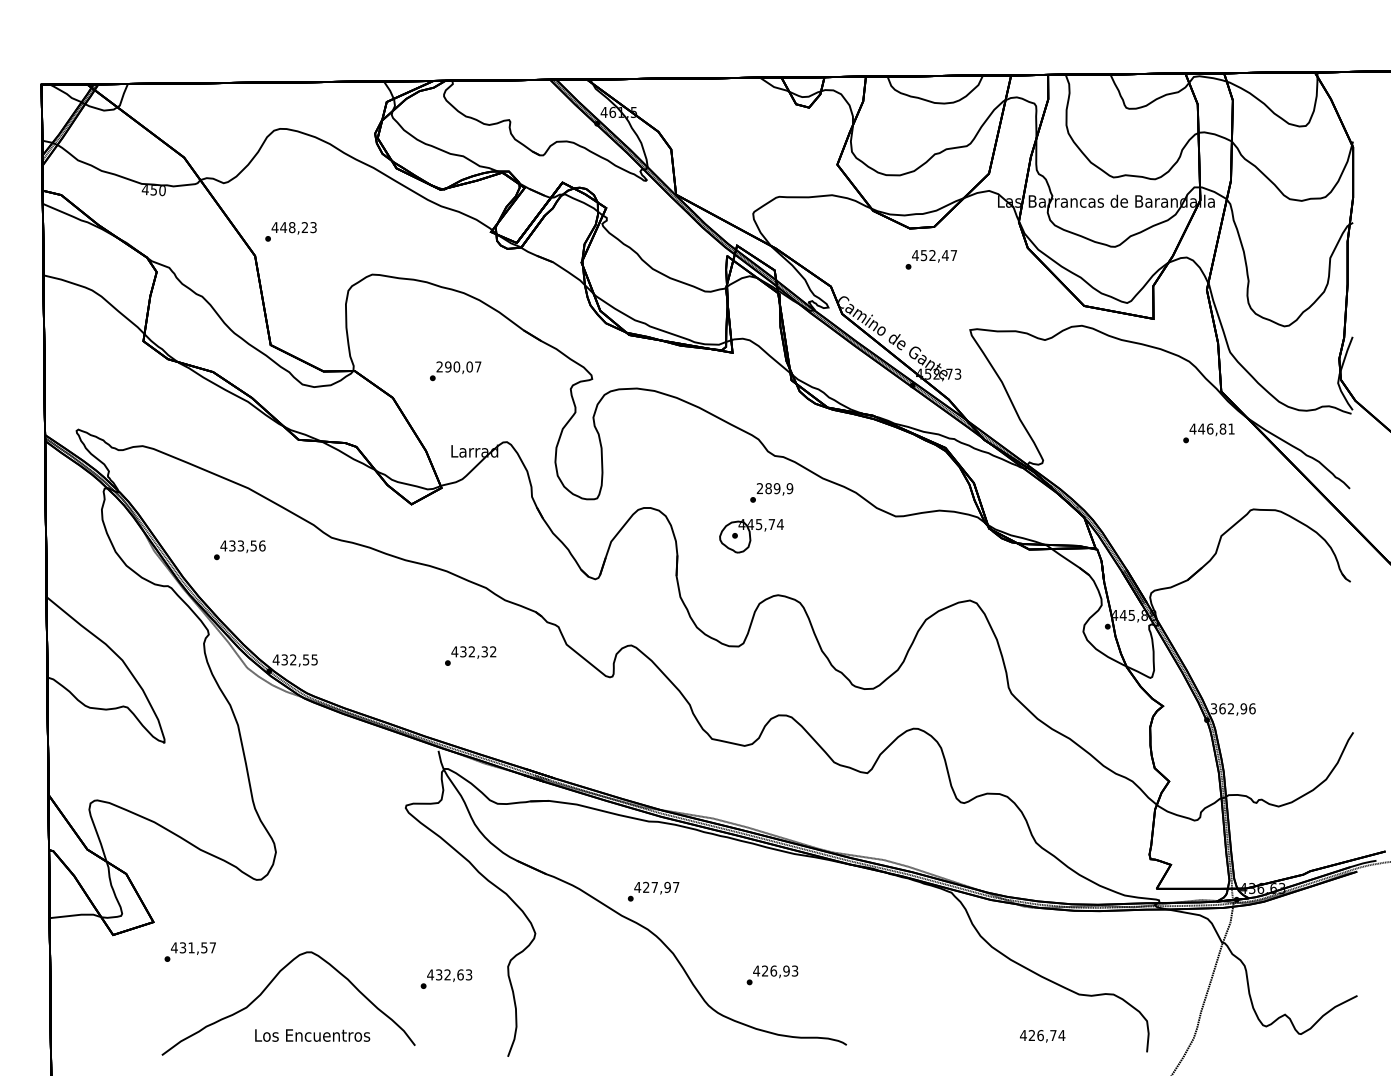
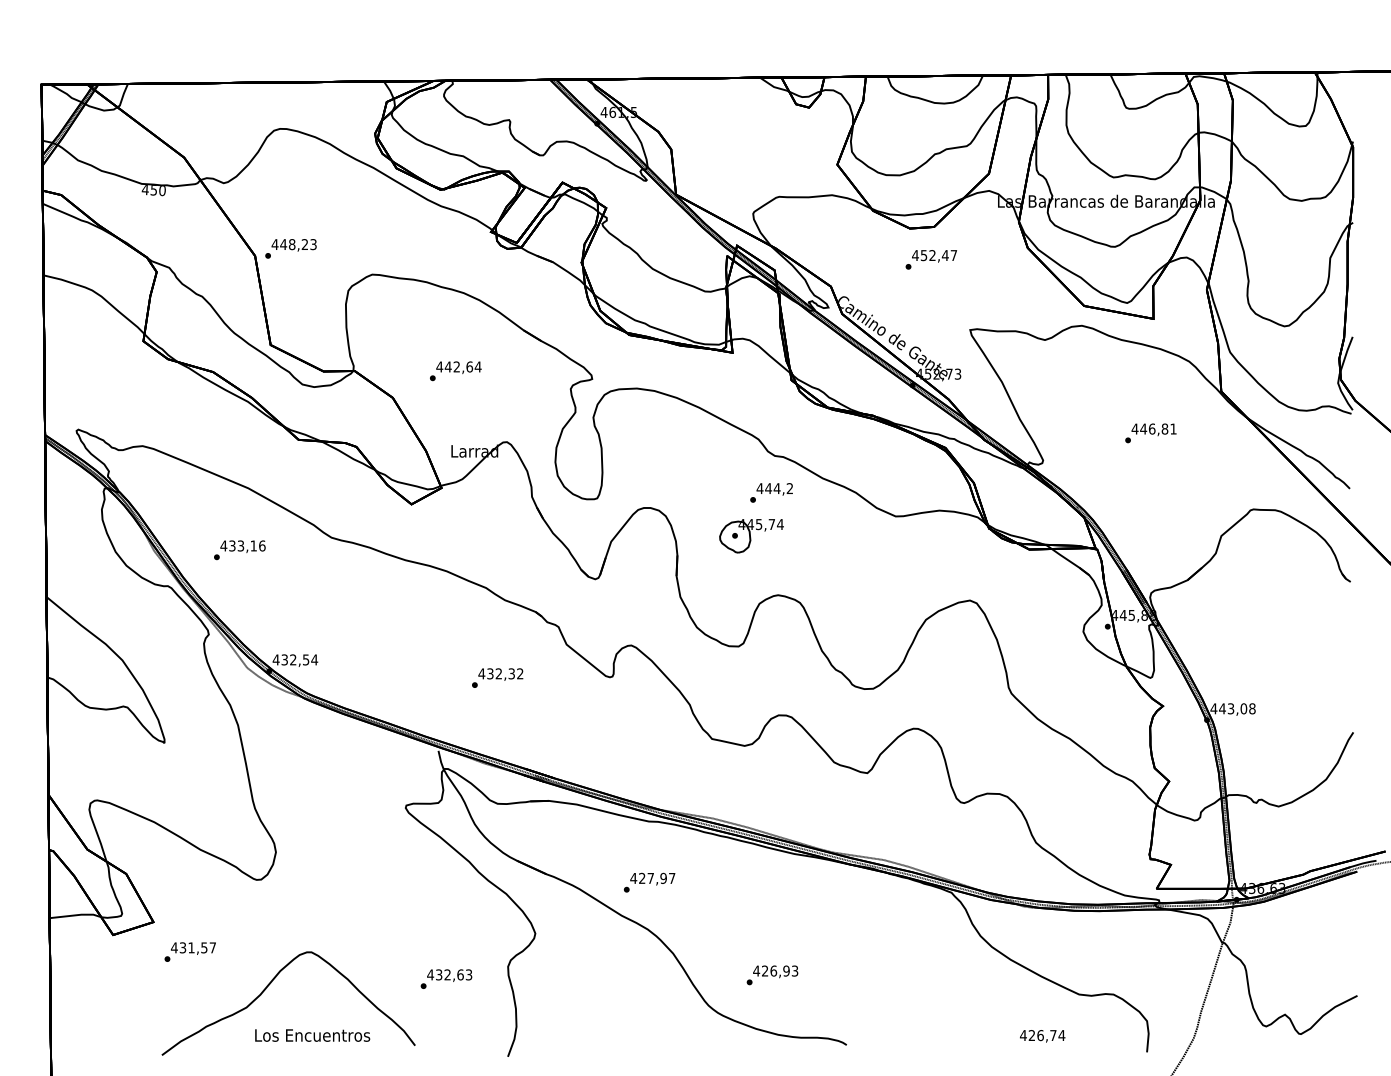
text position: (290, 231) -> (290, 248) (290, 248)
text: 290,07 -> 442,64 (458, 366)
text position: (1208, 433) -> (1150, 433) (1150, 433)
text: 289,9 -> 444,2 (774, 488)
text: 433,56 -> 433,16 (253, 545)
text position: (470, 655) -> (497, 677) (497, 677)
text: 432,55 -> 432,54 (314, 659)
text: 362,96 -> 443,08 (1232, 708)
text position: (653, 891) -> (649, 882) (649, 882)
